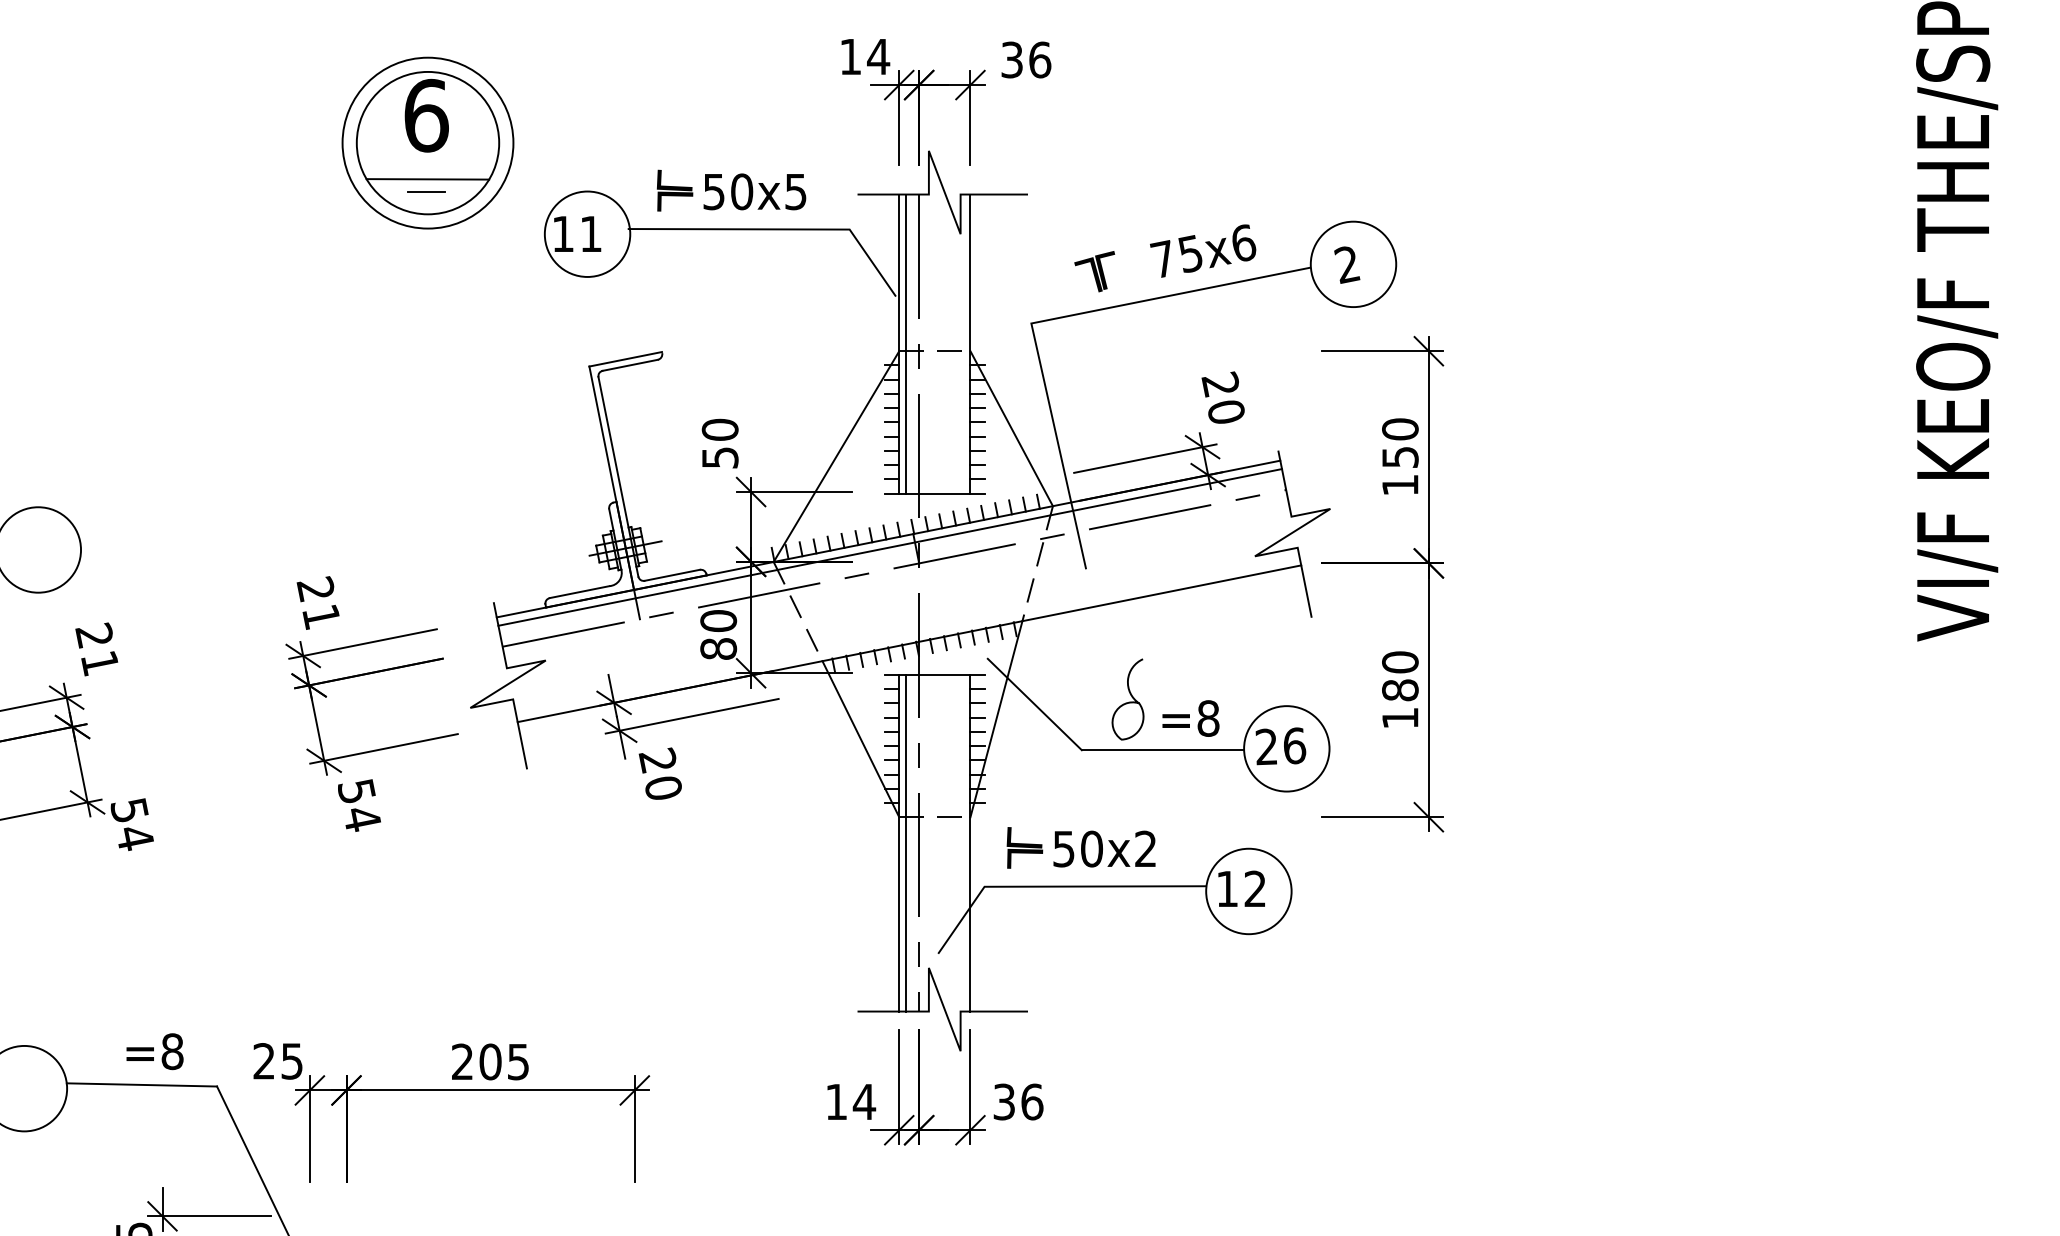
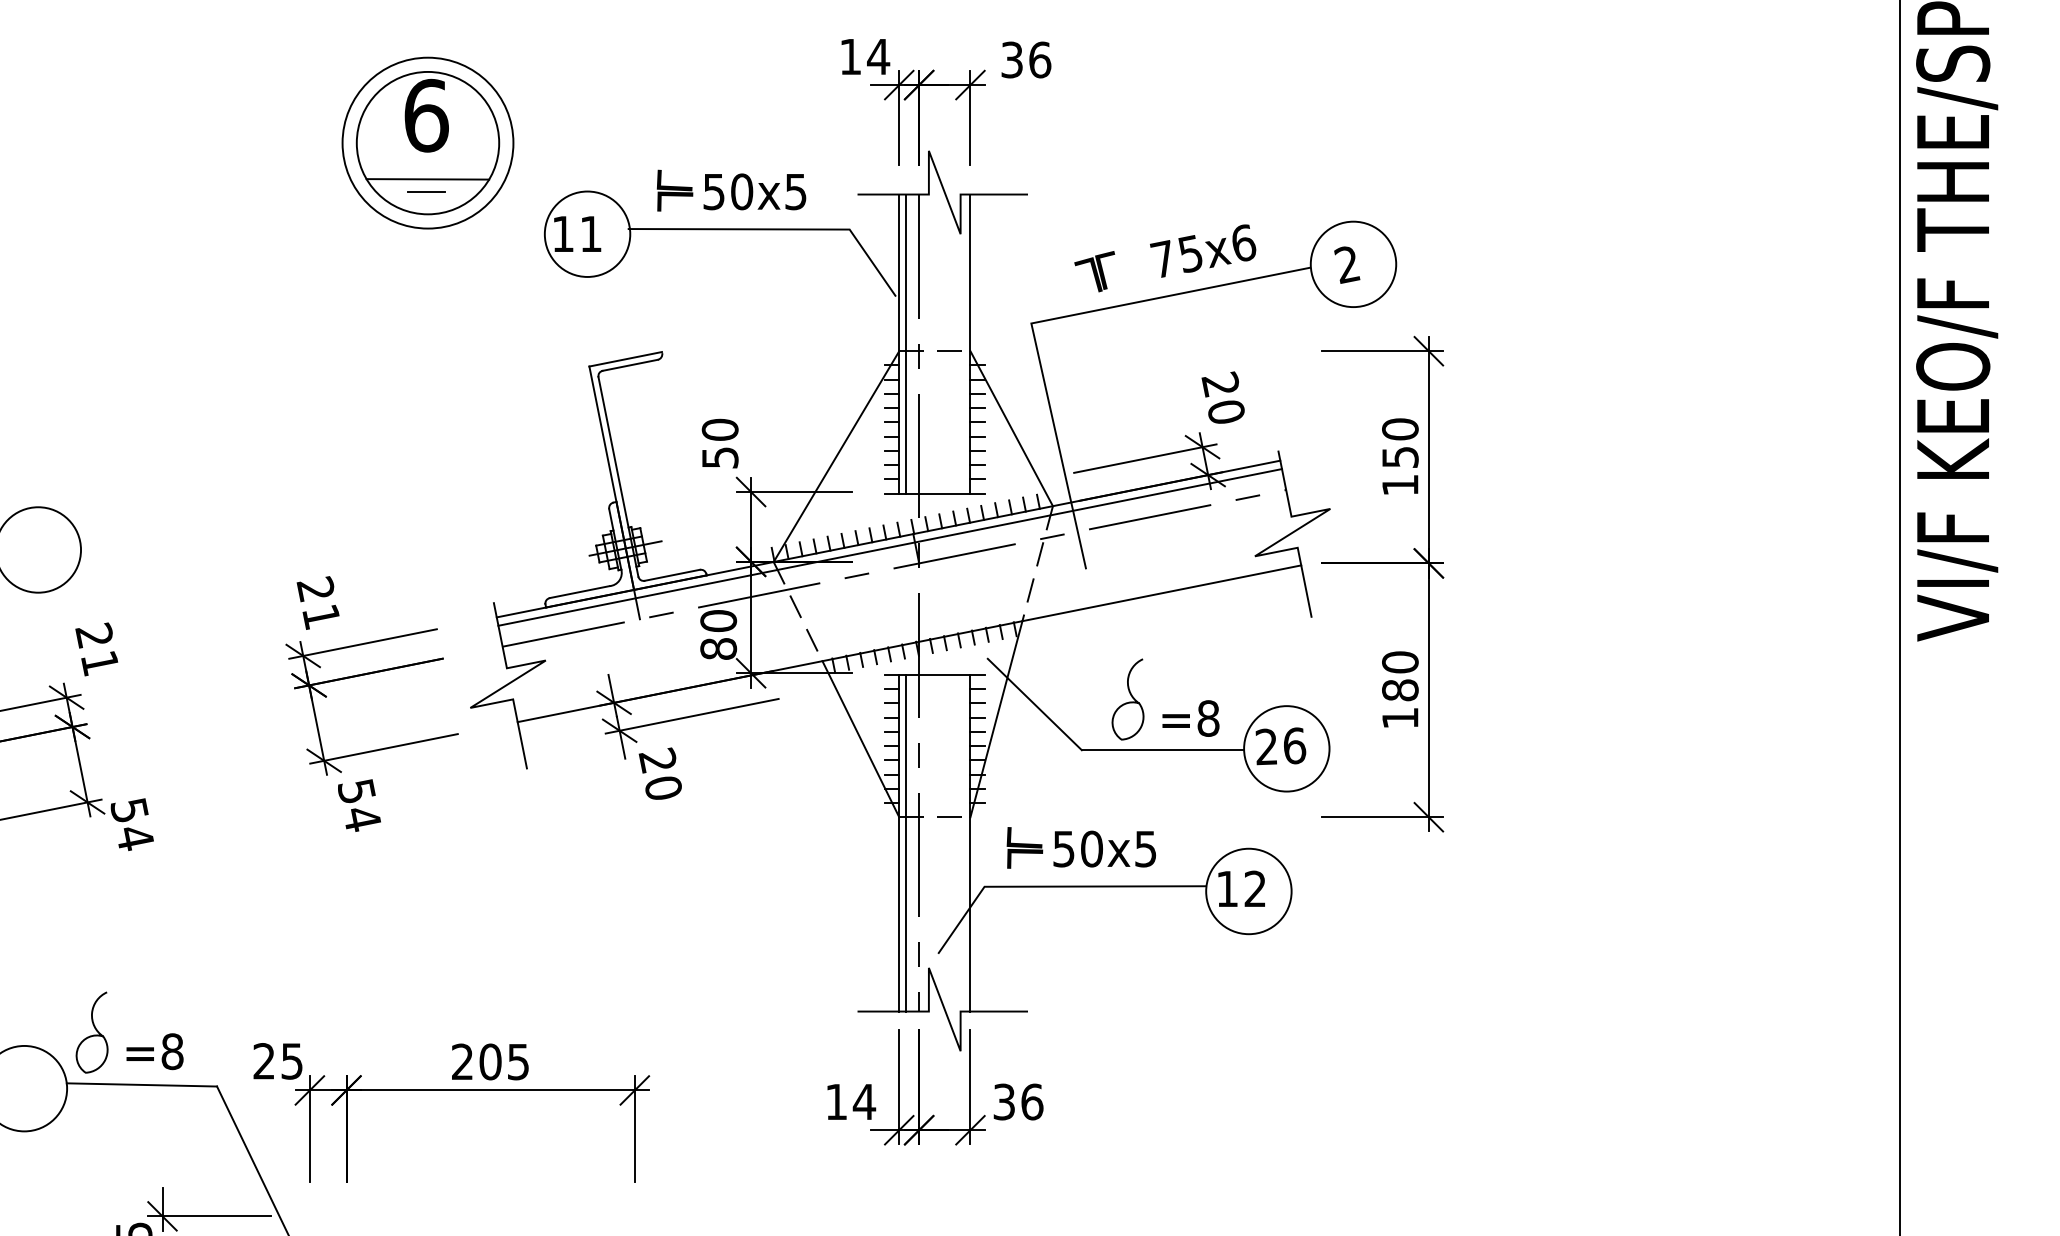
line: none -> present (1900, 617)
text: 50x2 -> 50x5 (1145, 848)
curve: none -> present (93, 1034)
